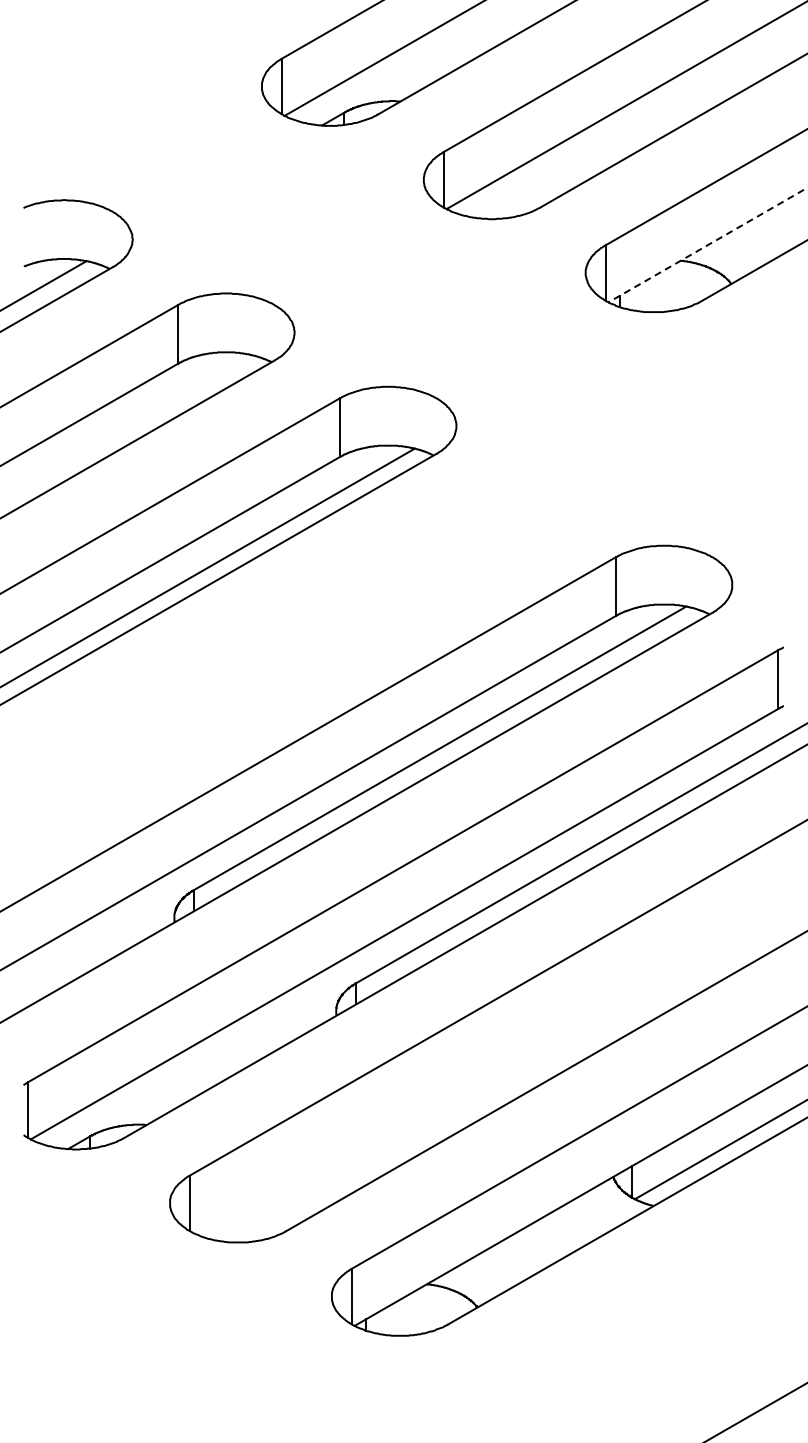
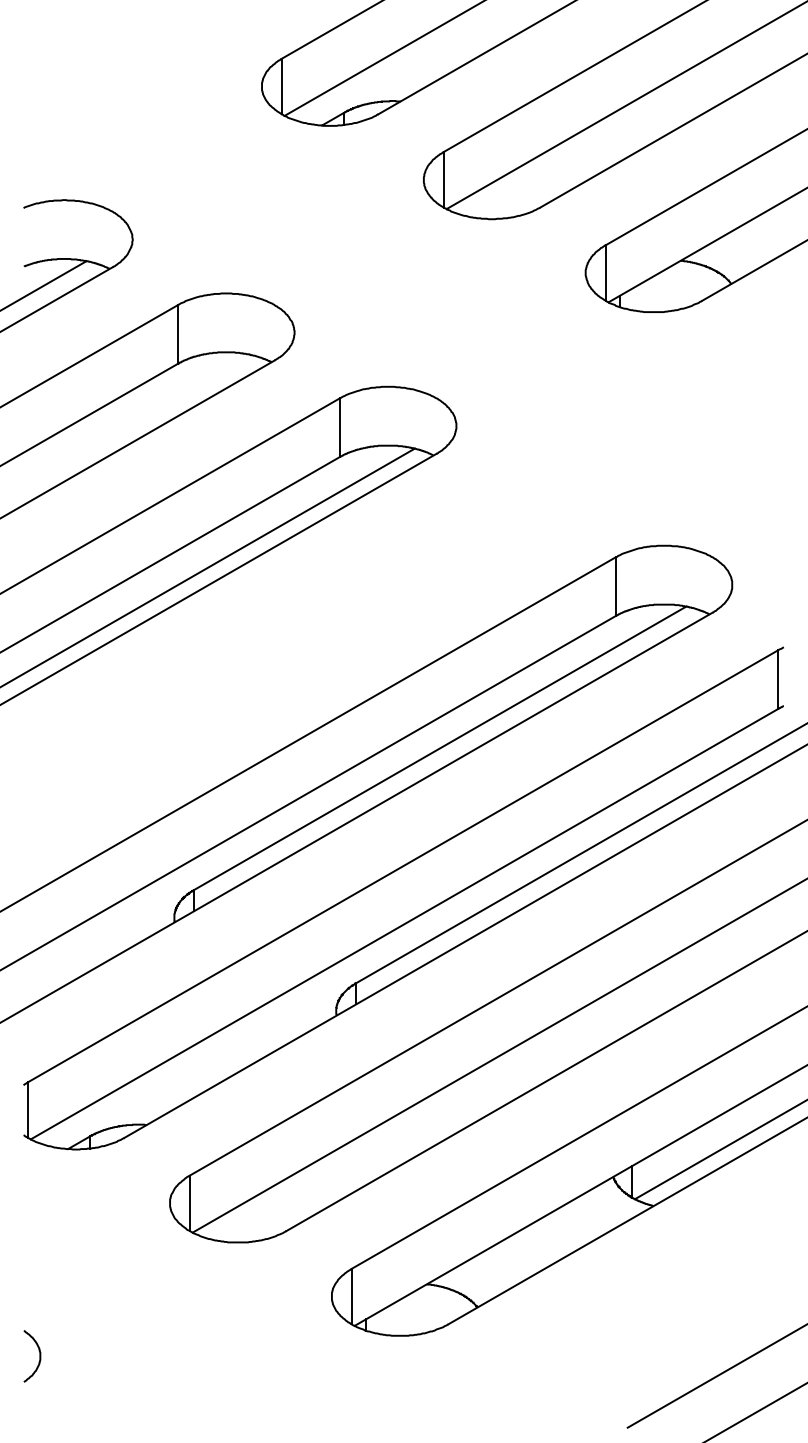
line: dashed -> solid (708, 245)
line: none -> present (498, 1056)
curve: none -> present (39, 1356)
line: none -> present (715, 1376)
